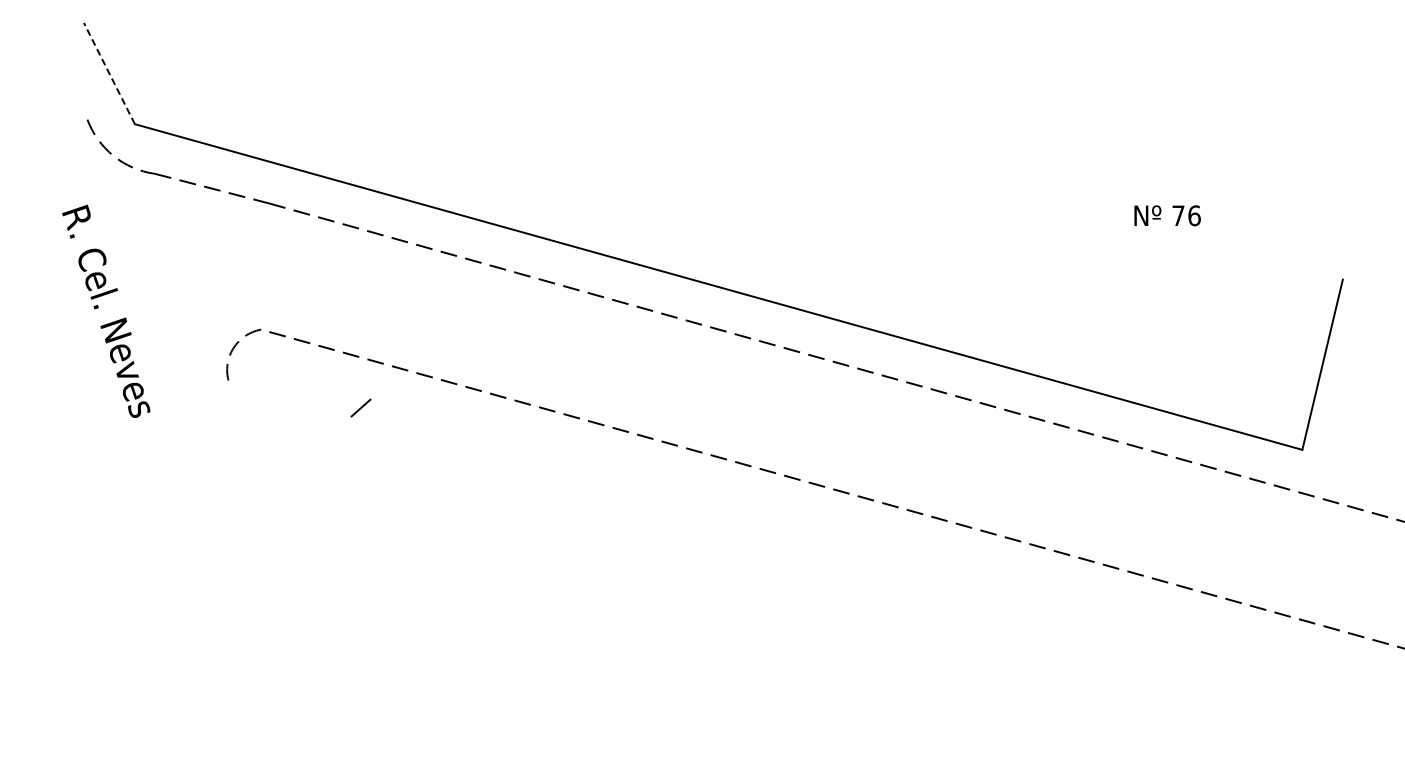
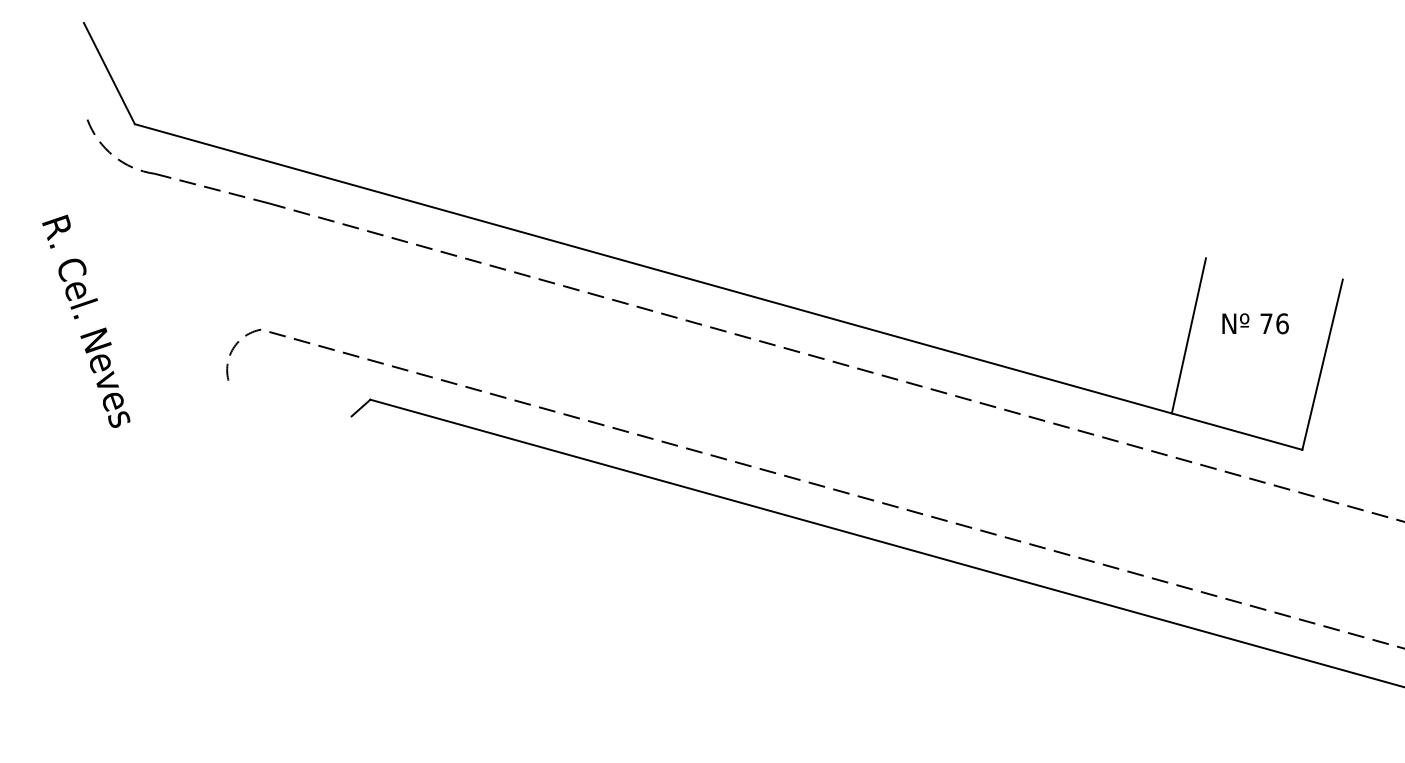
line: dashed -> solid (109, 73)
text position: (1167, 215) -> (1255, 323) (1255, 323)
text position: (106, 310) -> (86, 320) (86, 320)
line: none -> present (1188, 335)
line: none -> present (885, 542)
